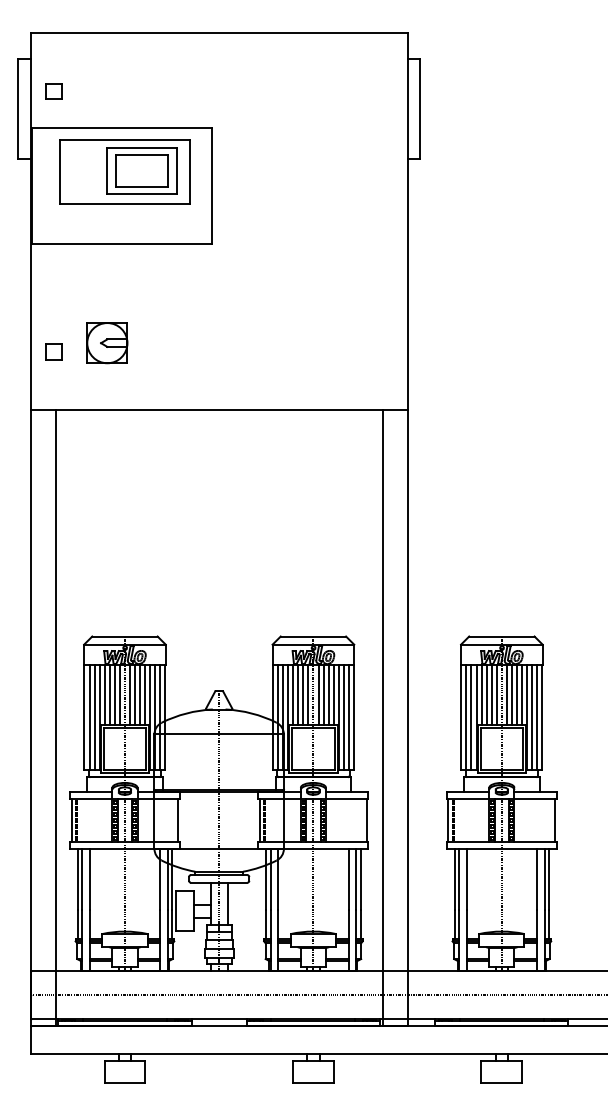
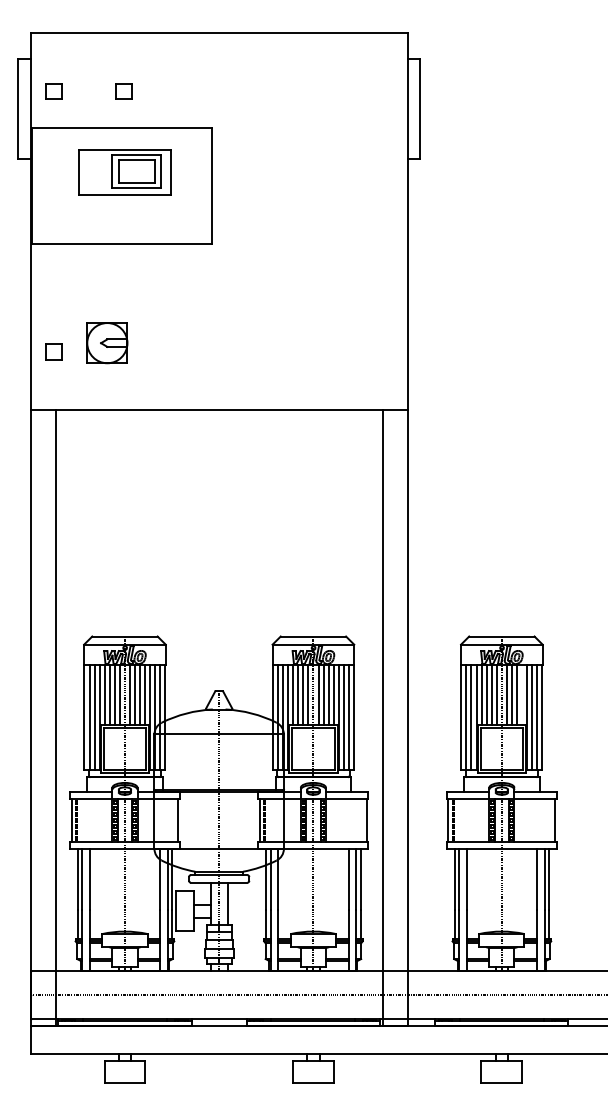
part: none -> present (123, 91)
part size: 132x66 px -> 94x47 px (124, 172)
line: present -> none (522, 694)
